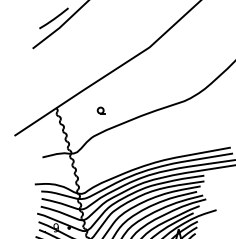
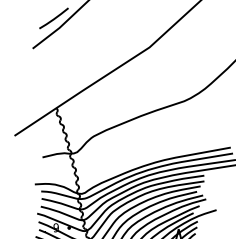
part: present -> none (100, 110)
